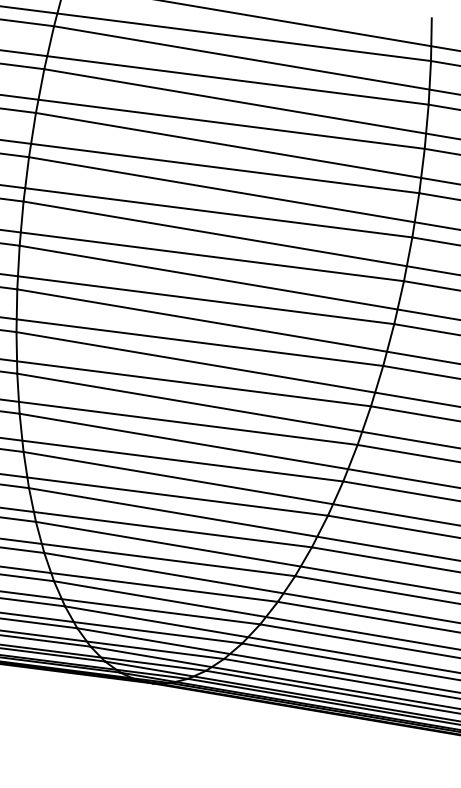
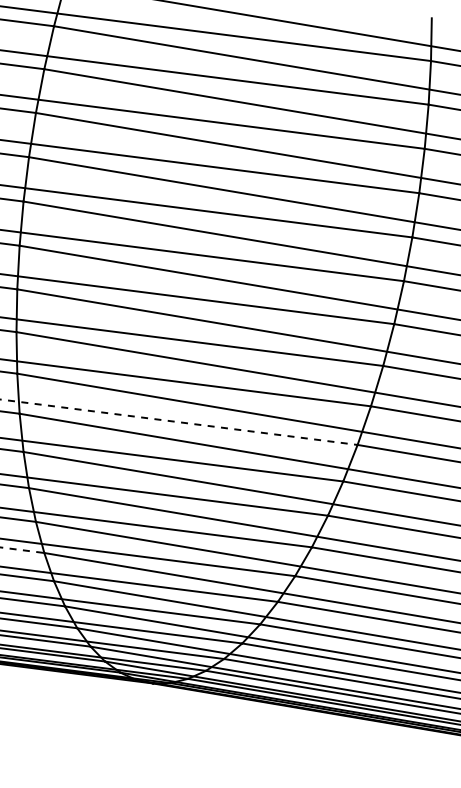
line: solid -> dashed (179, 422)
line: solid -> dashed (22, 550)
